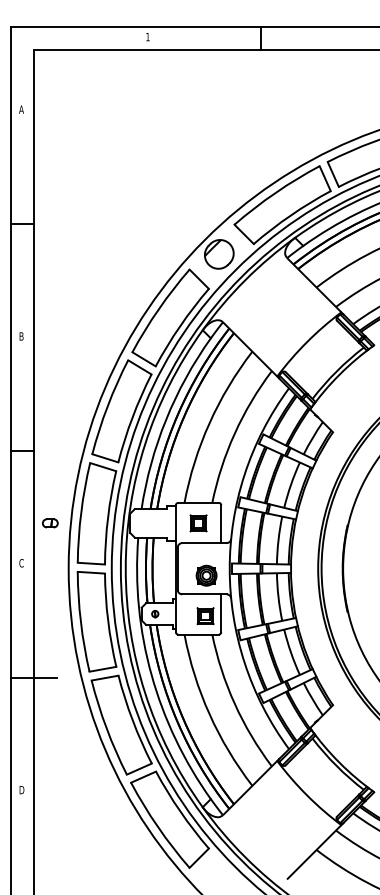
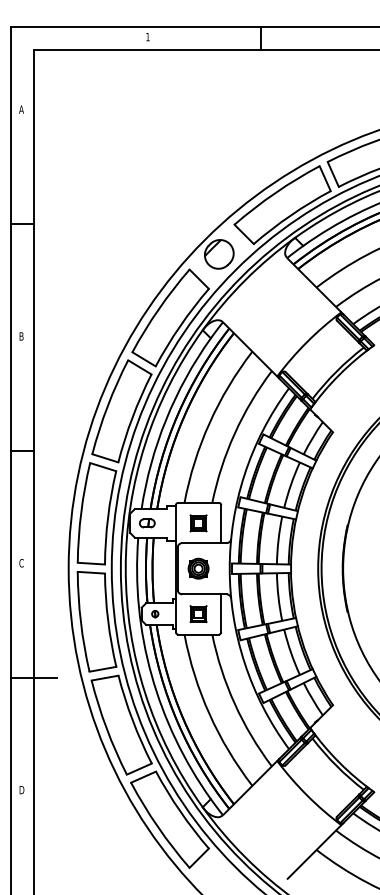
part position: (50, 523) -> (147, 523) (147, 523)
part position: (206, 575) -> (198, 568) (198, 568)
part position: (205, 616) -> (198, 614) (198, 614)
